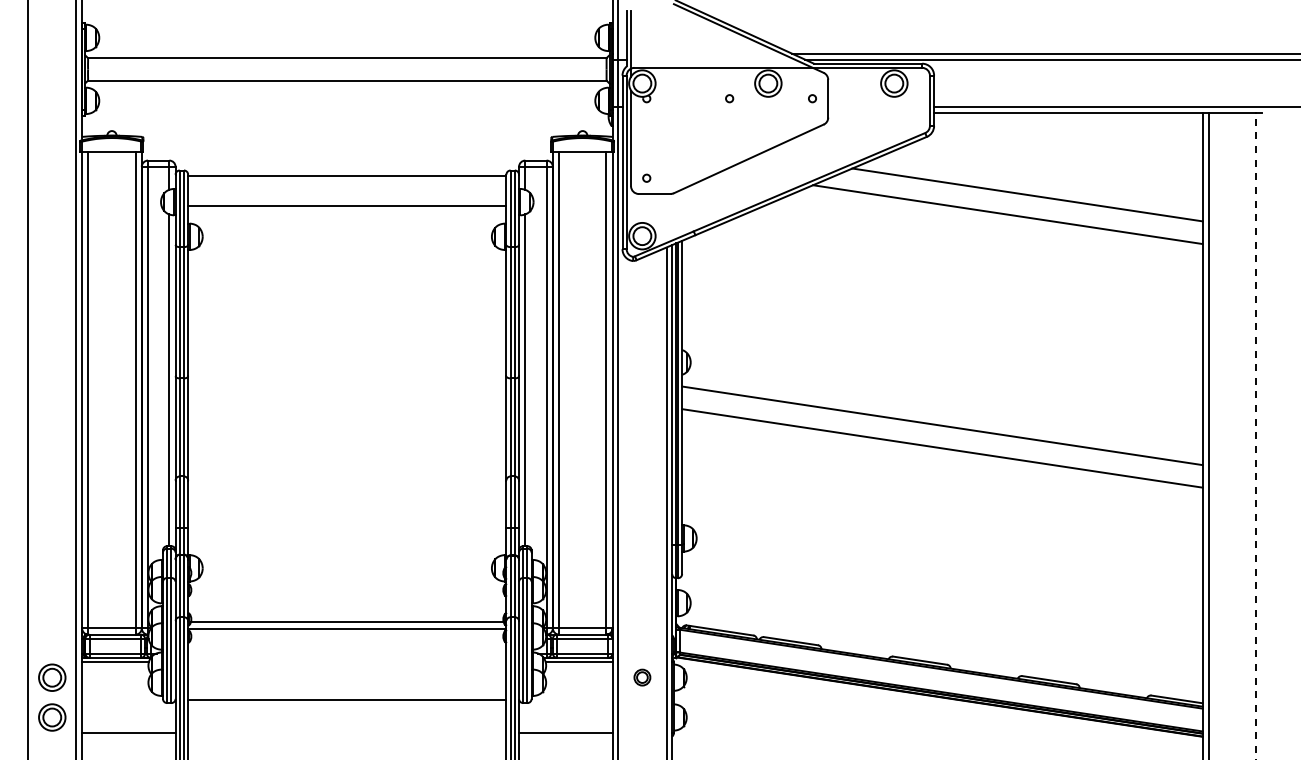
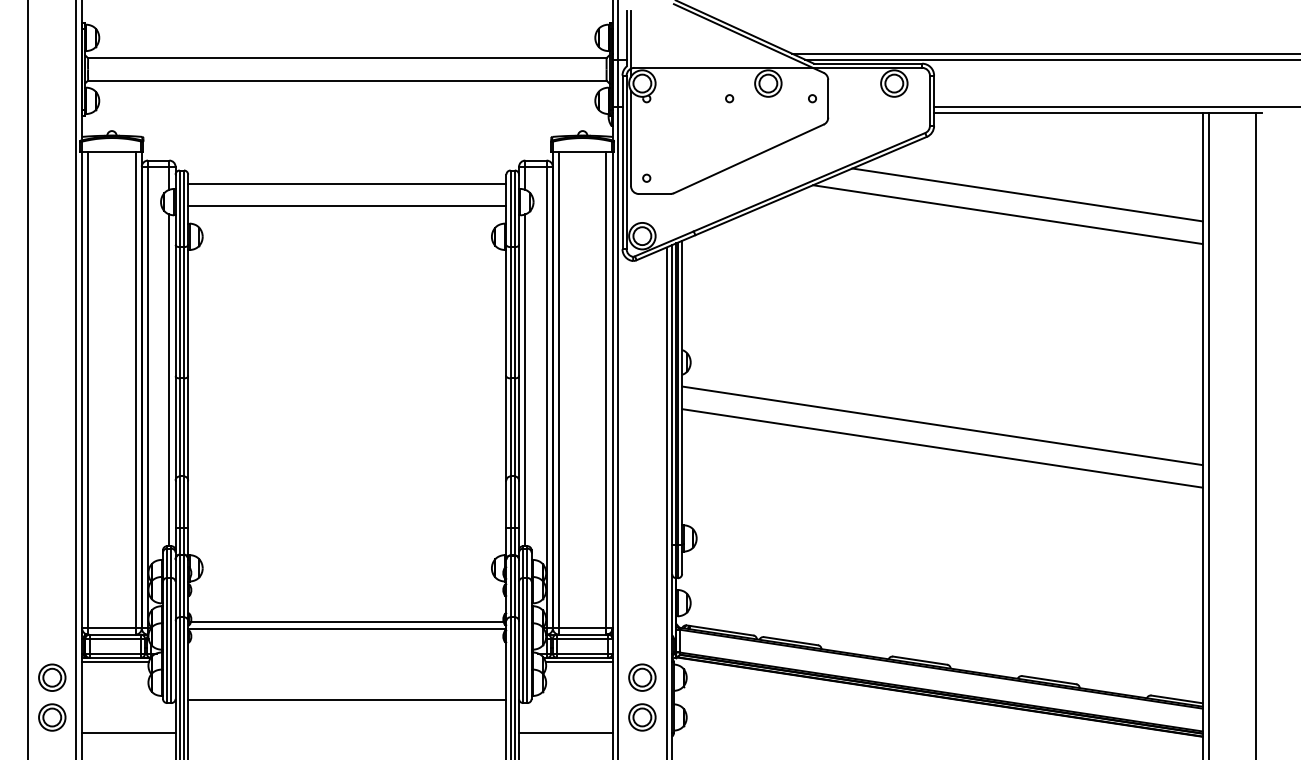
line position: (347, 175) -> (347, 183) (347, 183)
line: dashed -> solid (1256, 436)
part size: 19x19 px -> 29x29 px (642, 677)
part: none -> present (642, 717)
